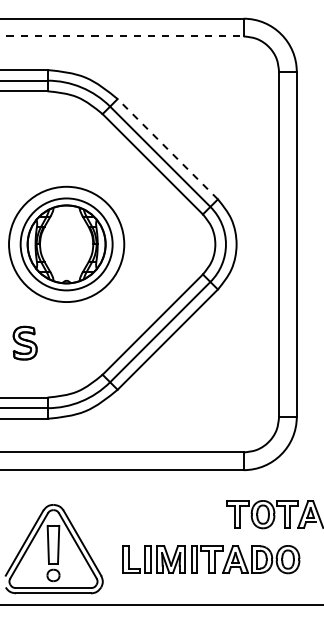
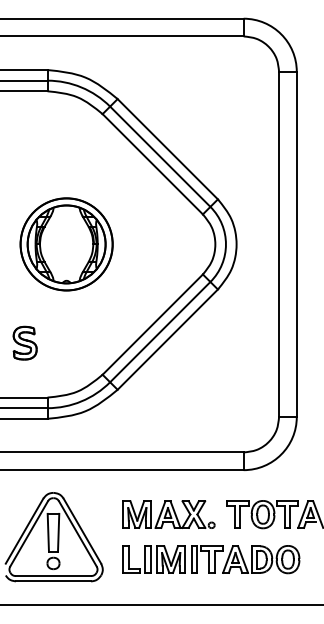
line: dashed -> solid (122, 36)
line: dashed -> solid (167, 149)
circle diameter: 115 px -> 92 px (66, 244)
part: none -> present (168, 514)
part position: (53, 549) -> (53, 537) (53, 537)
